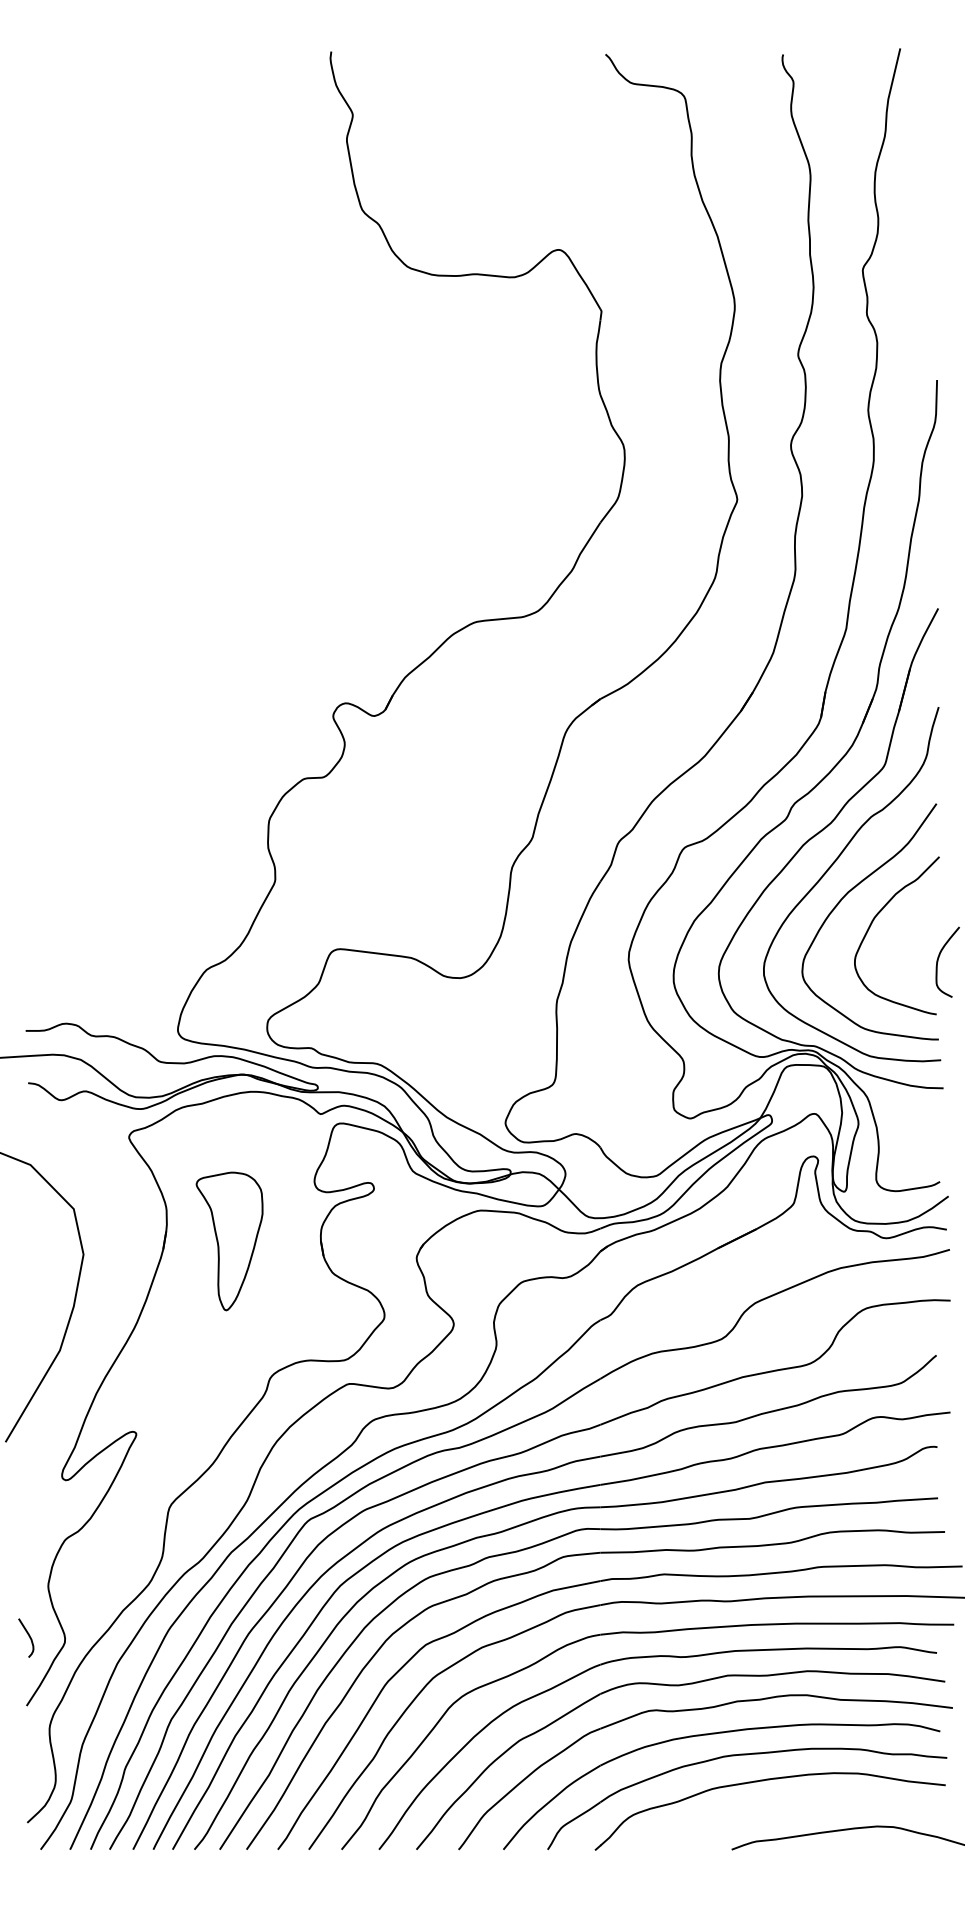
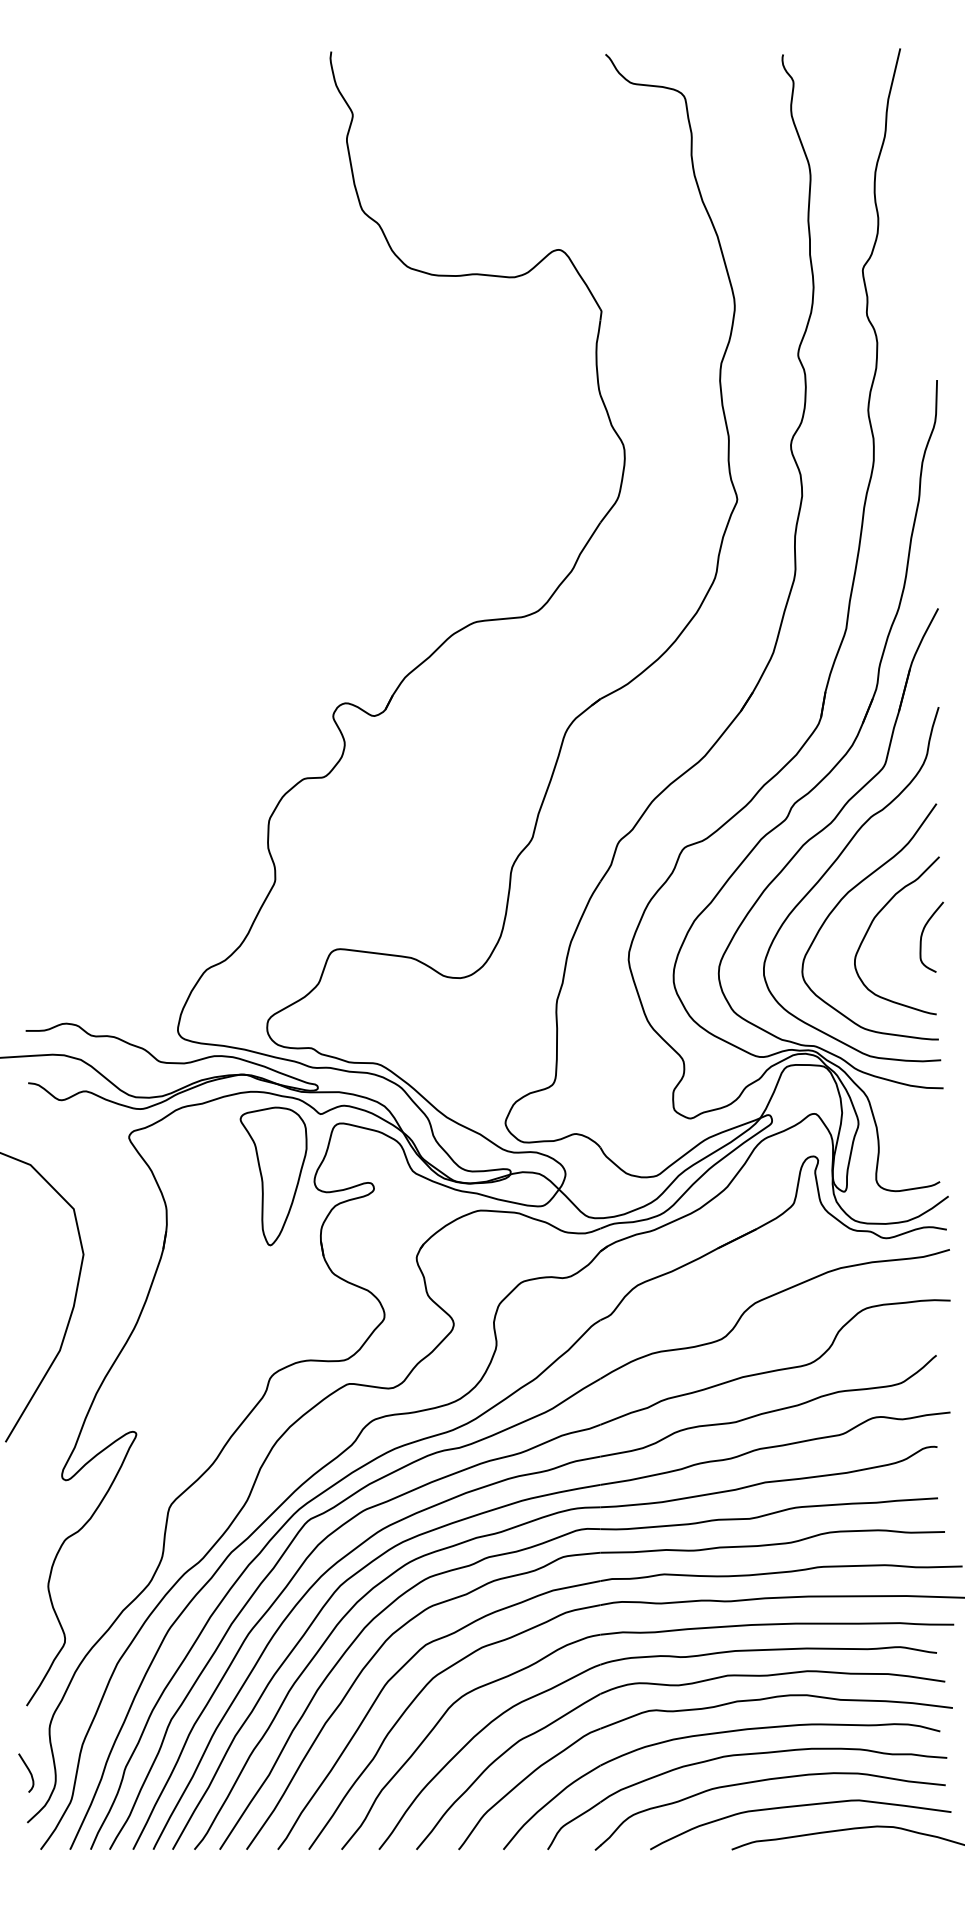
curve position: (939, 958) -> (923, 933) (923, 933)
part position: (229, 1241) -> (273, 1176) (273, 1176)
curve position: (28, 1636) -> (28, 1771) (28, 1771)
curve: none -> present (795, 1807)
